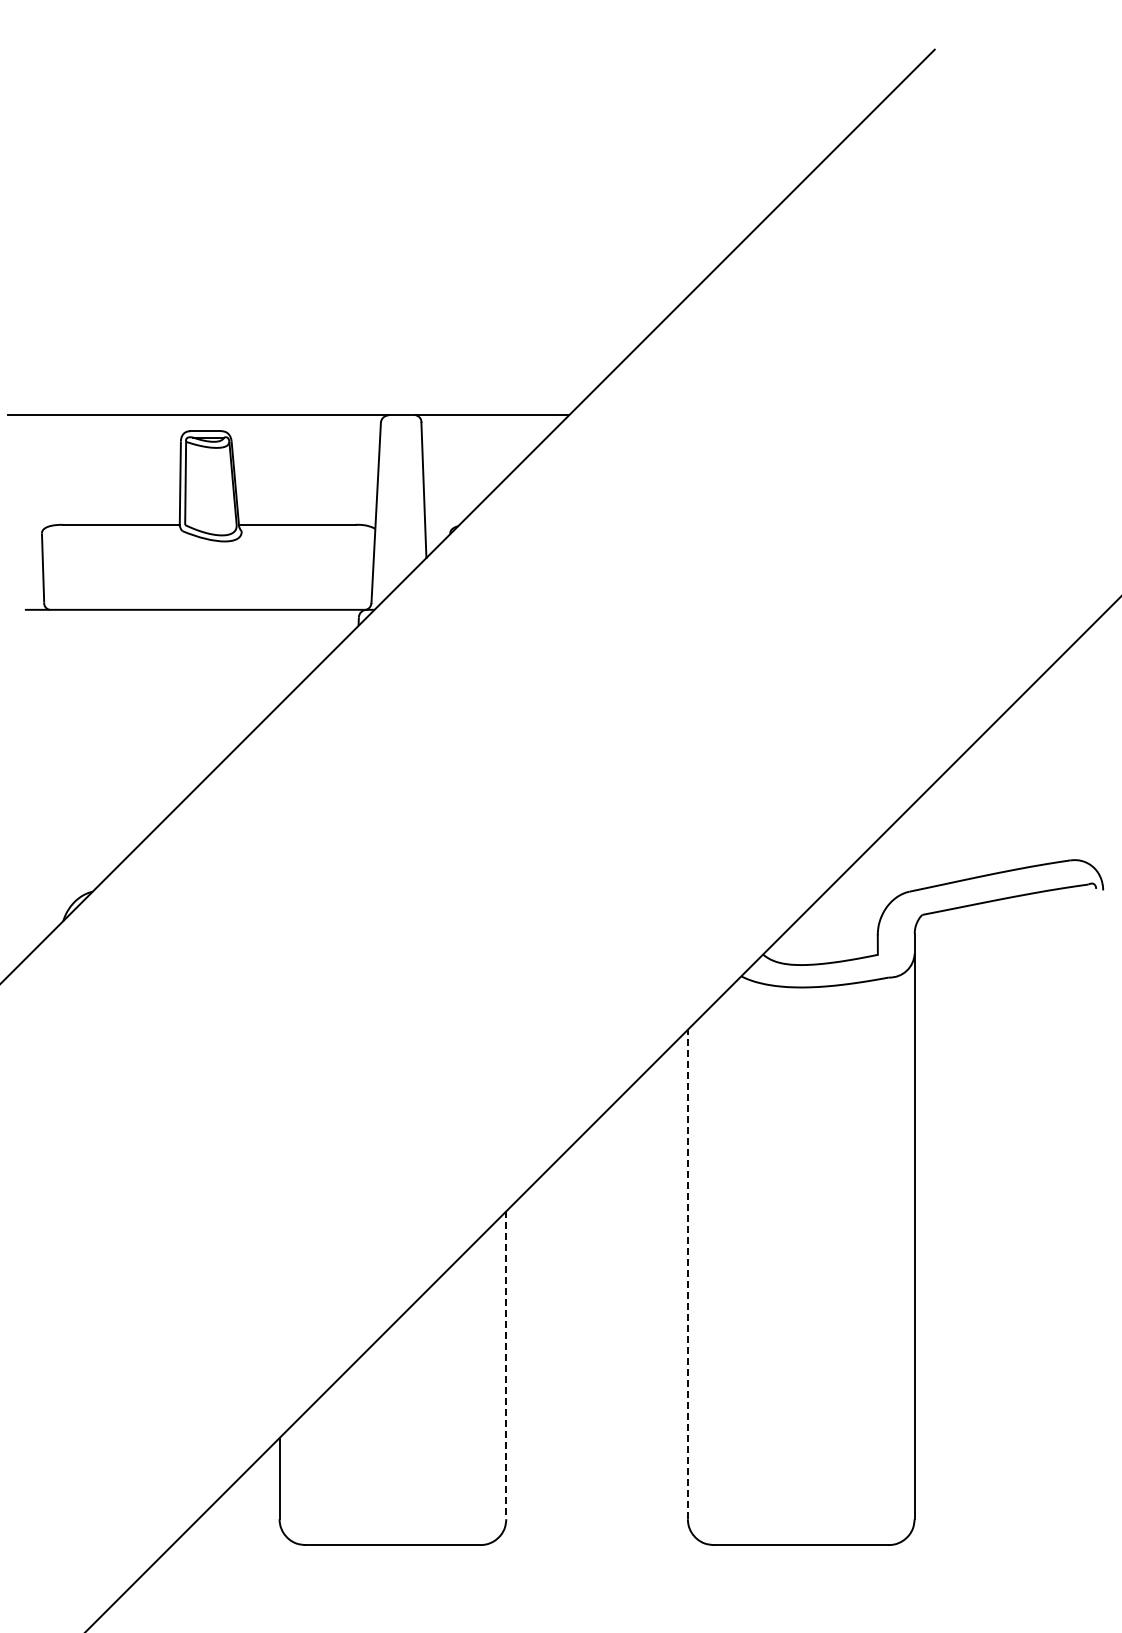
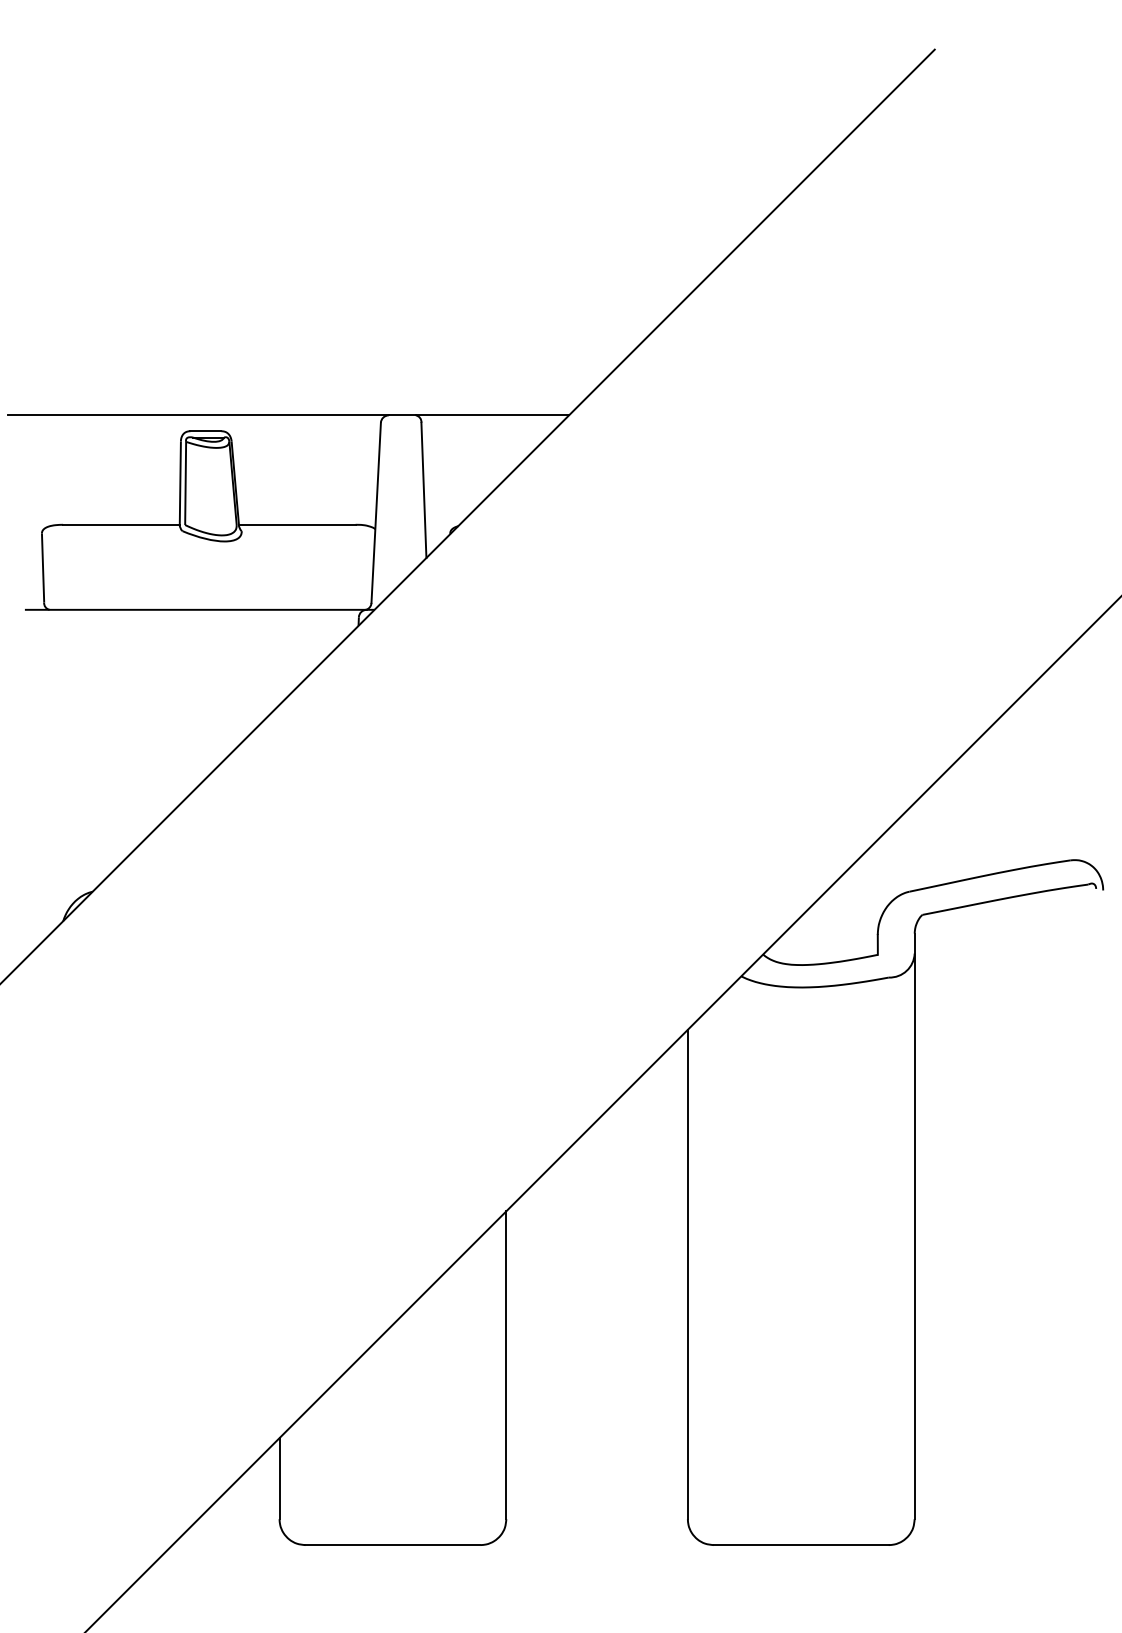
line: dashed -> solid (687, 1274)
line: dashed -> solid (506, 1365)
